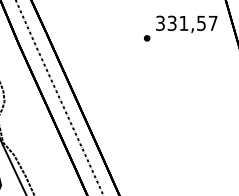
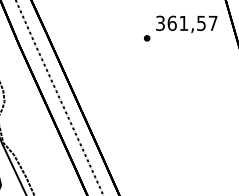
text: 331,57 -> 361,57 (171, 22)
